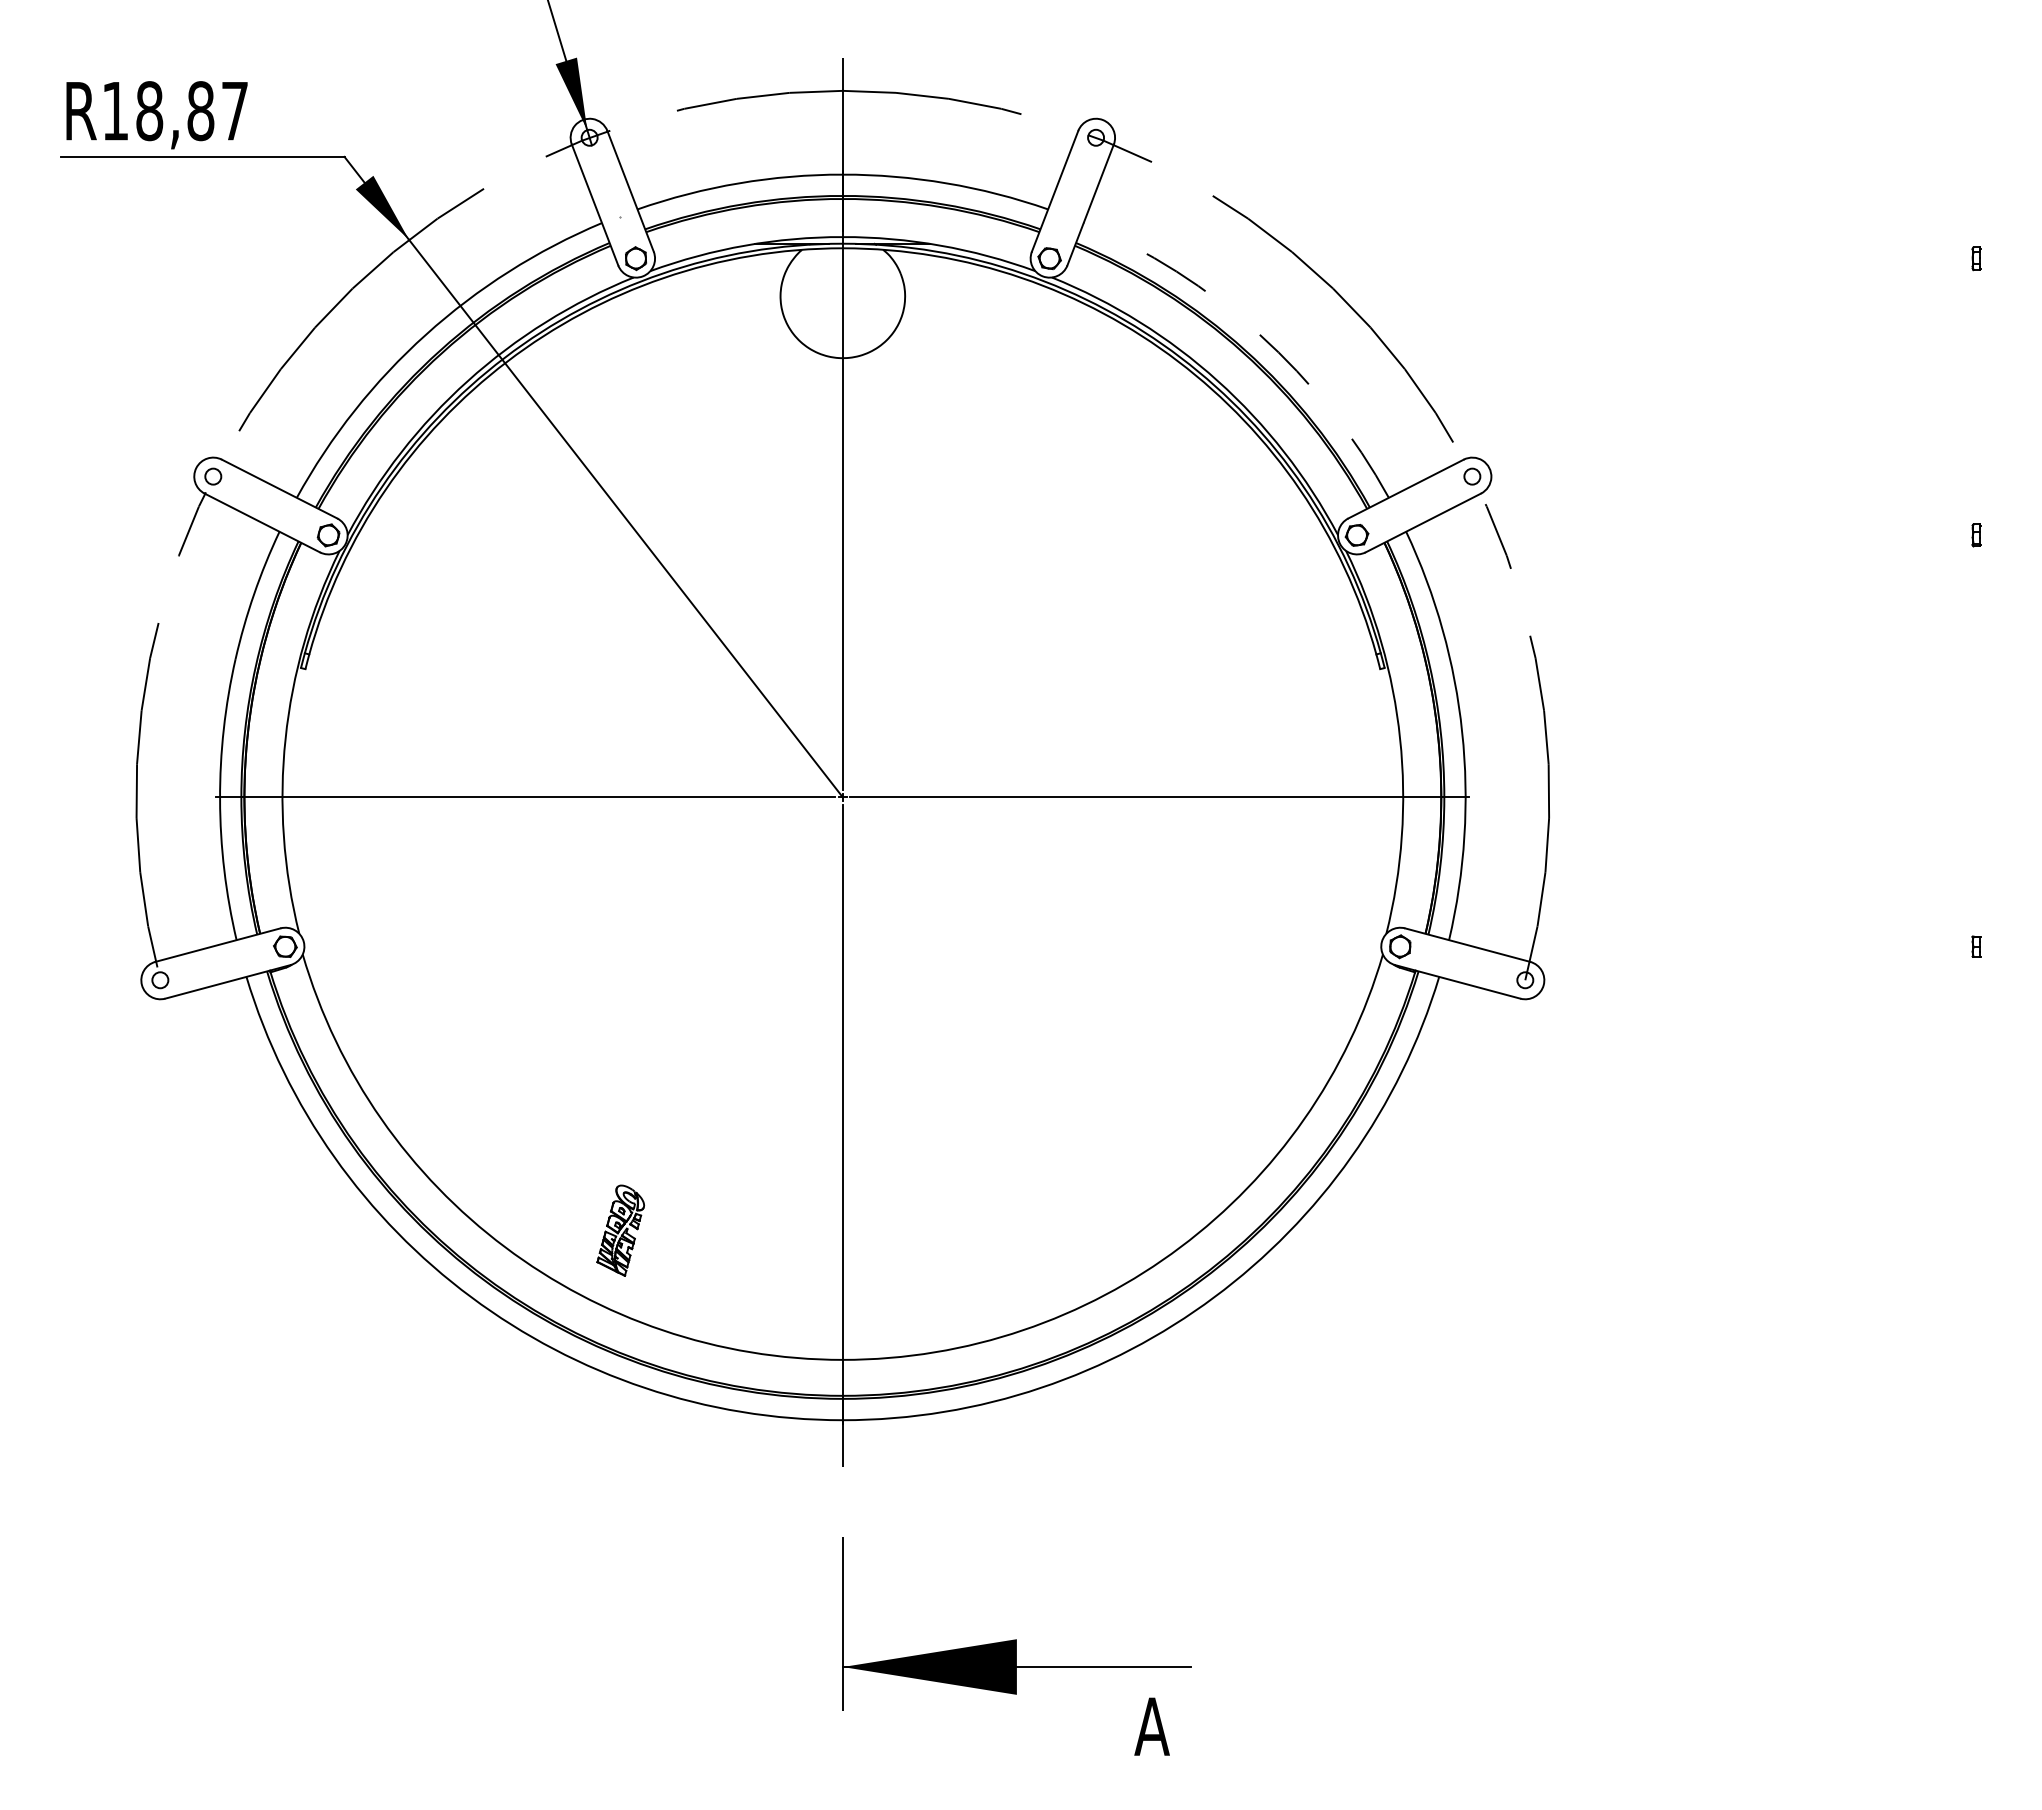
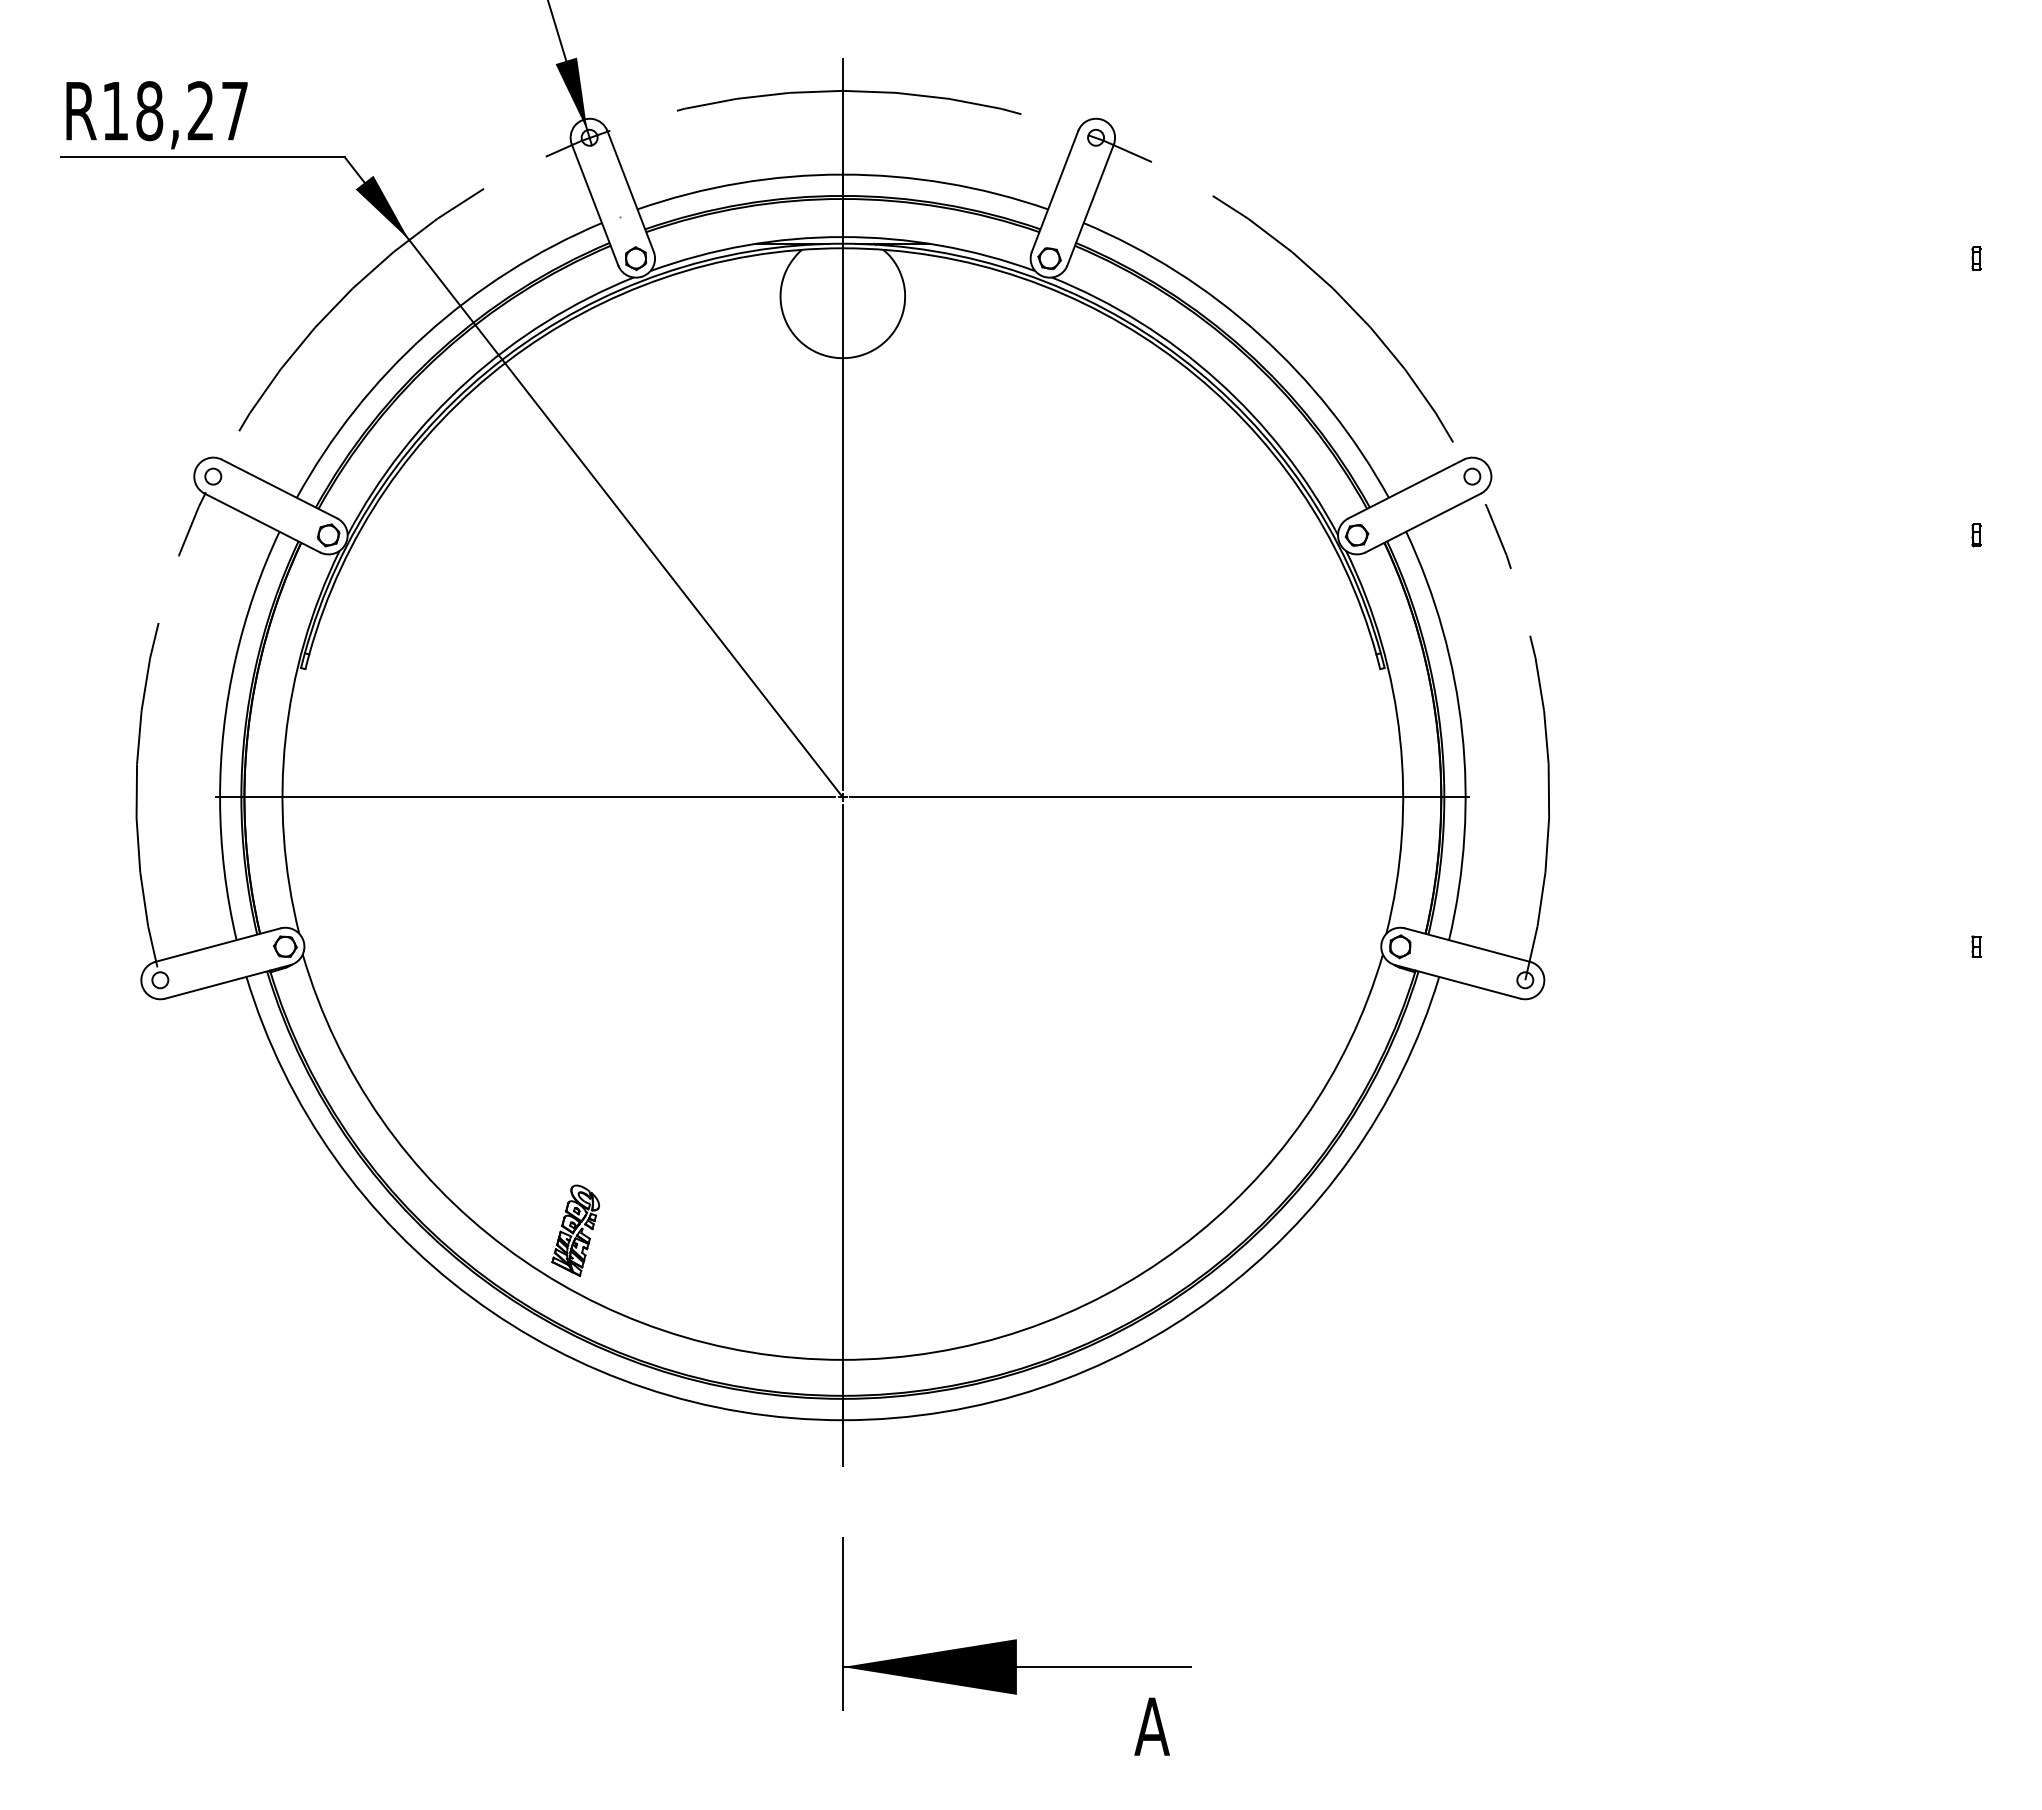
text: R18,87 -> R18,27 (200, 111)
arc: dashed -> solid (1259, 334)
part position: (620, 1230) -> (575, 1230) (575, 1230)
